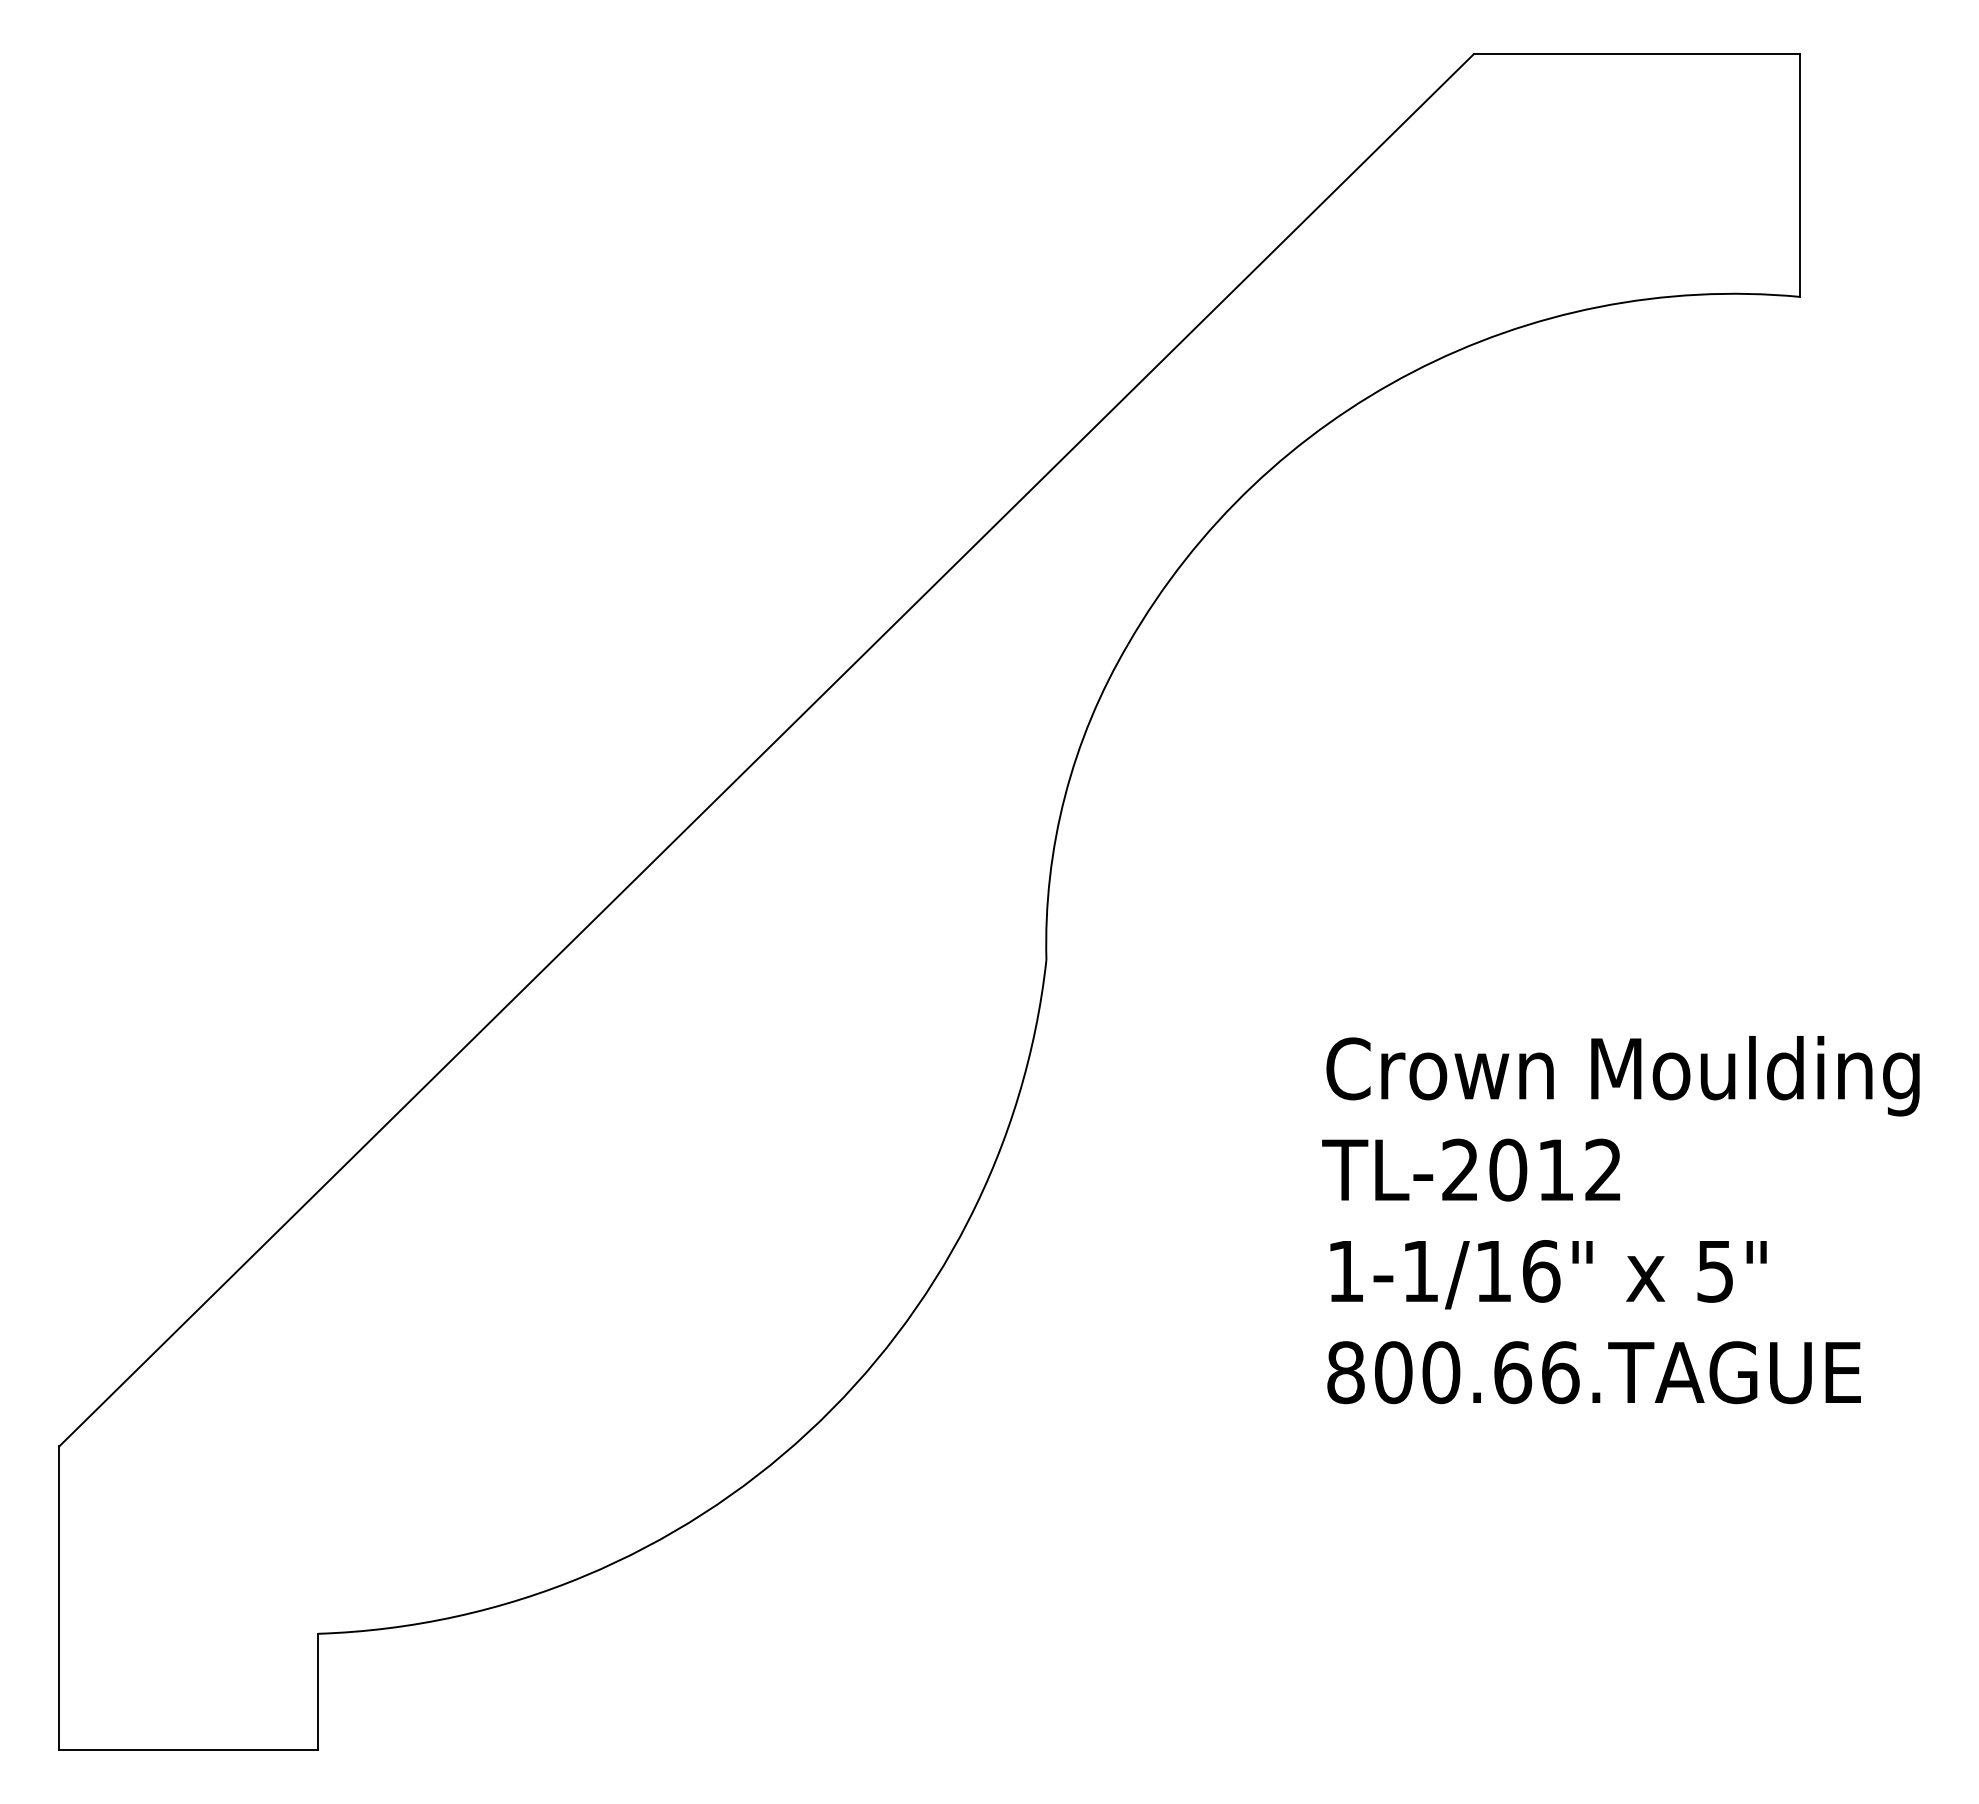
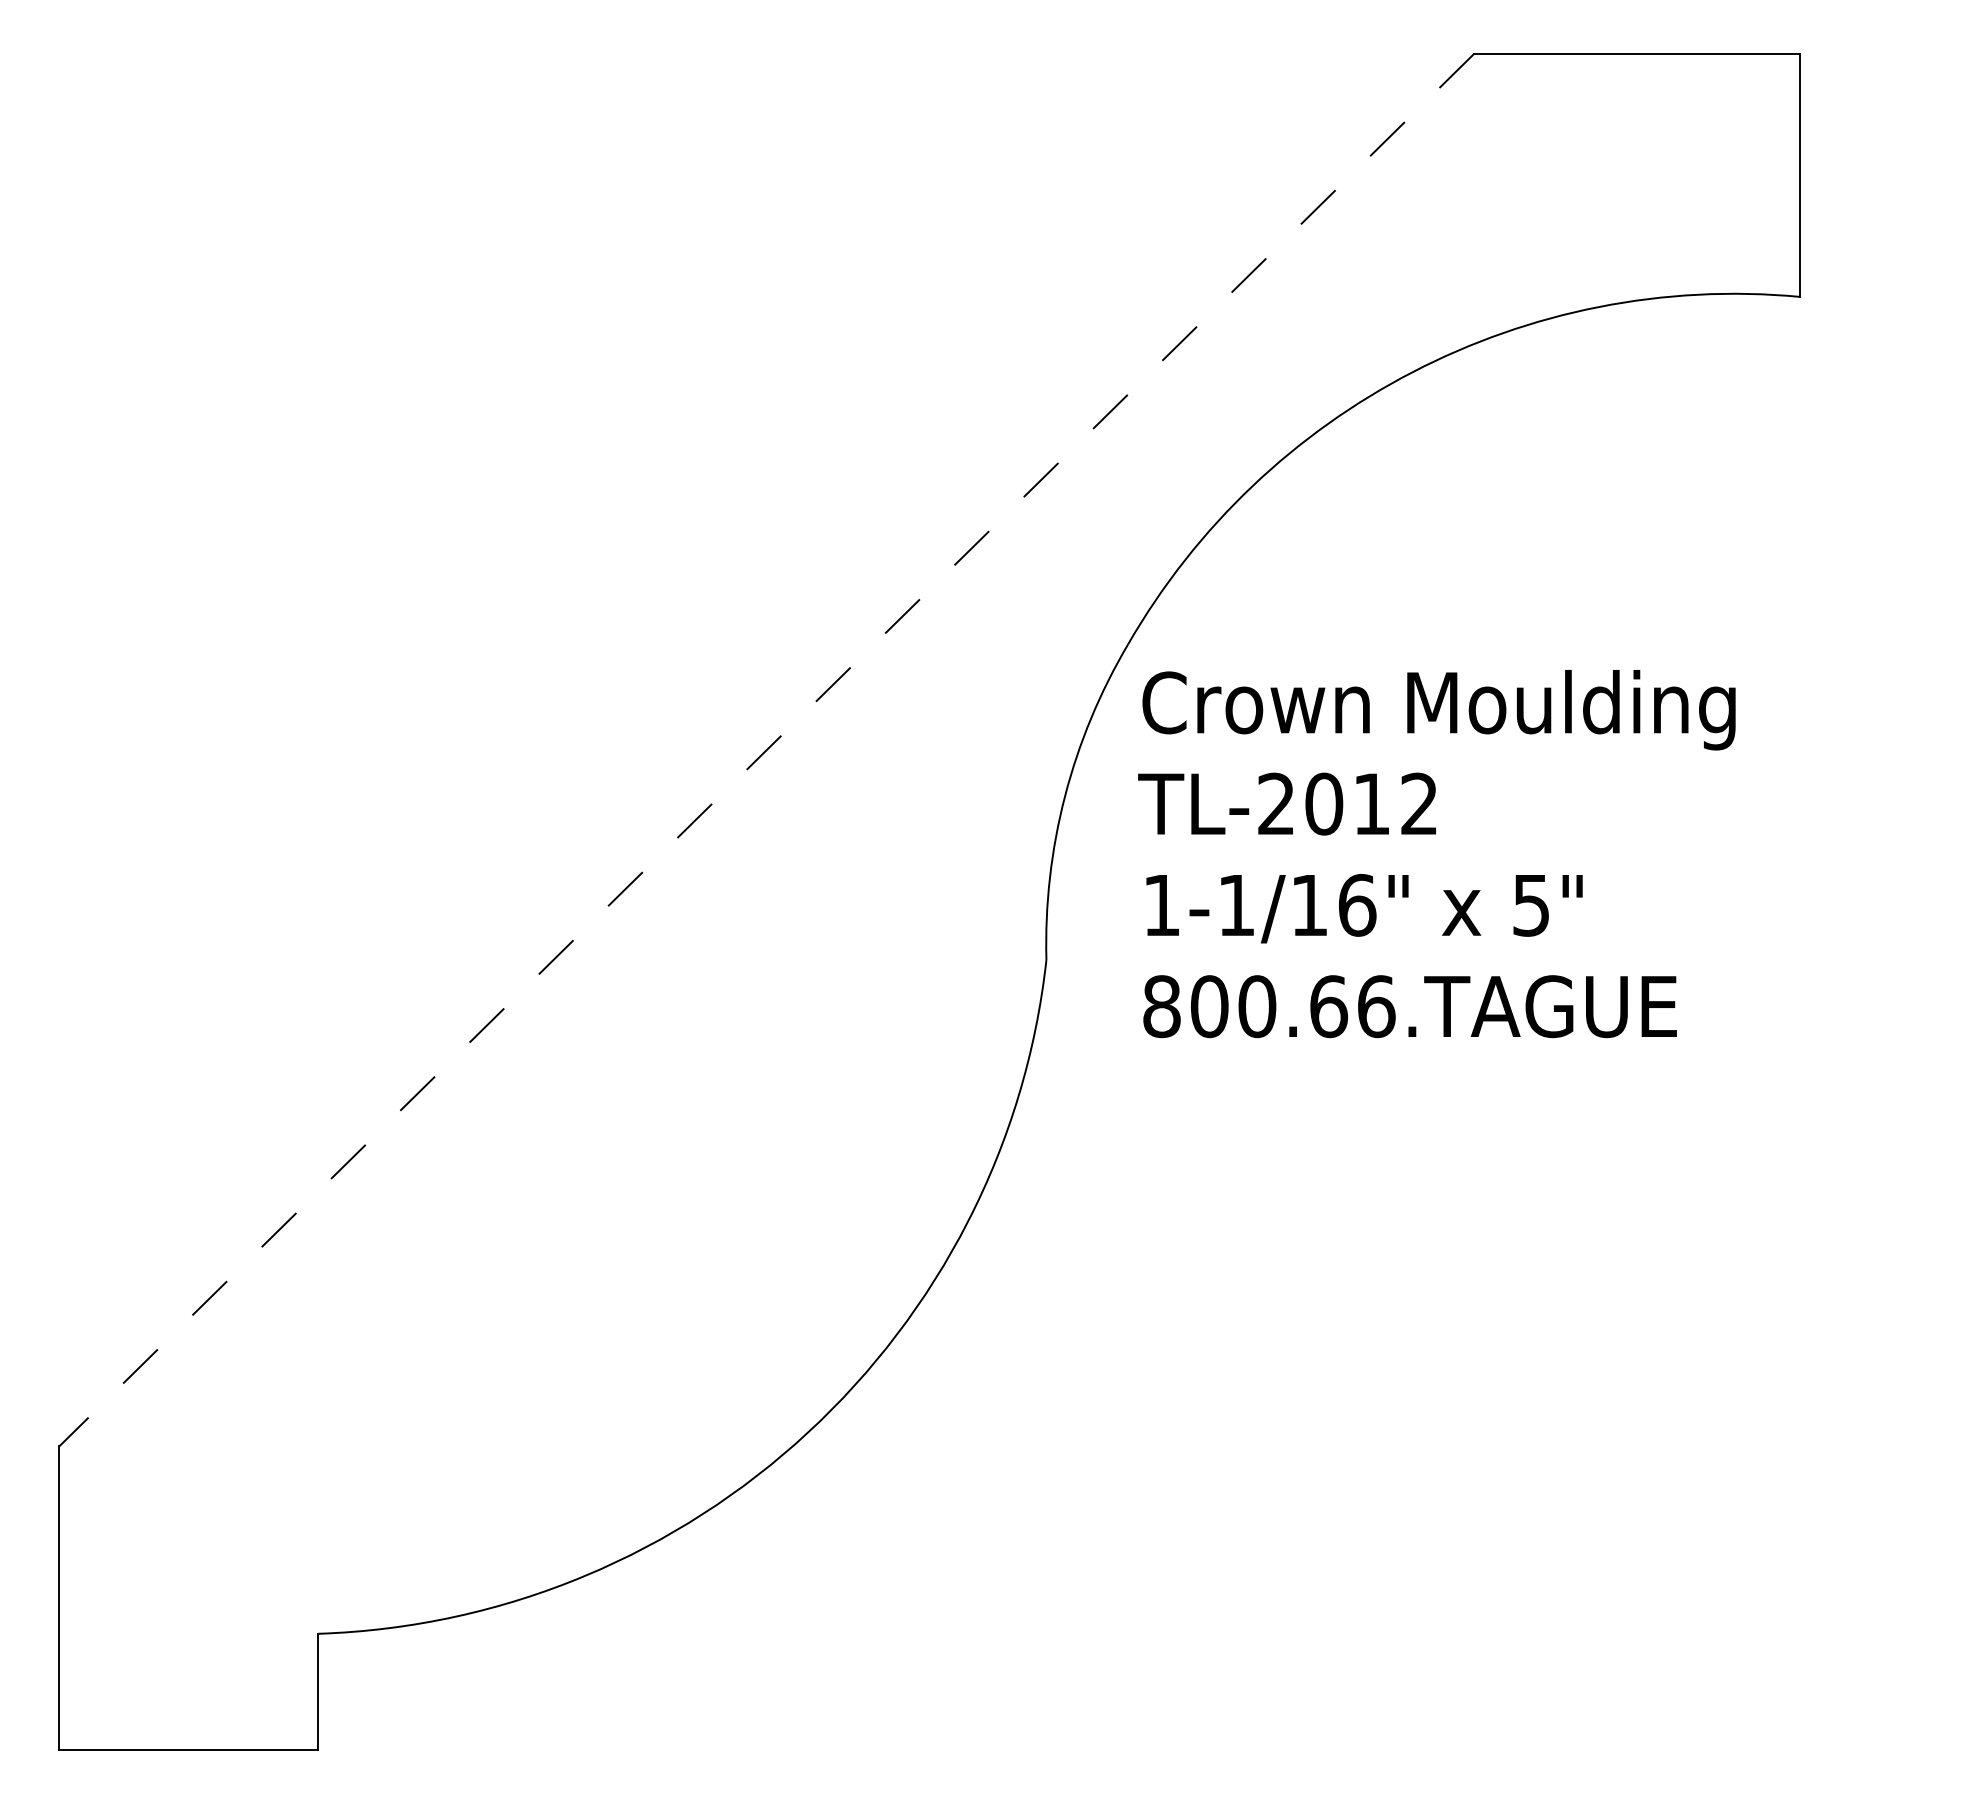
line: solid -> dashed (766, 750)
text position: (1620, 1220) -> (1436, 854) (1436, 854)
